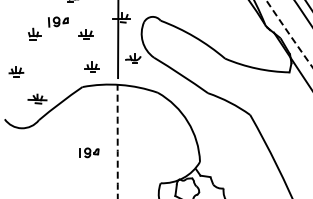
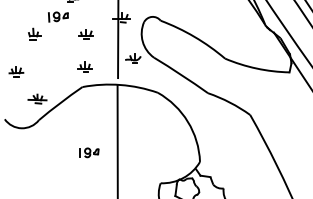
part position: (58, 21) -> (58, 16) (58, 16)
arc: dashed -> solid (289, 34)
part position: (91, 66) -> (84, 66) (84, 66)
arc: dashed -> solid (117, 141)
